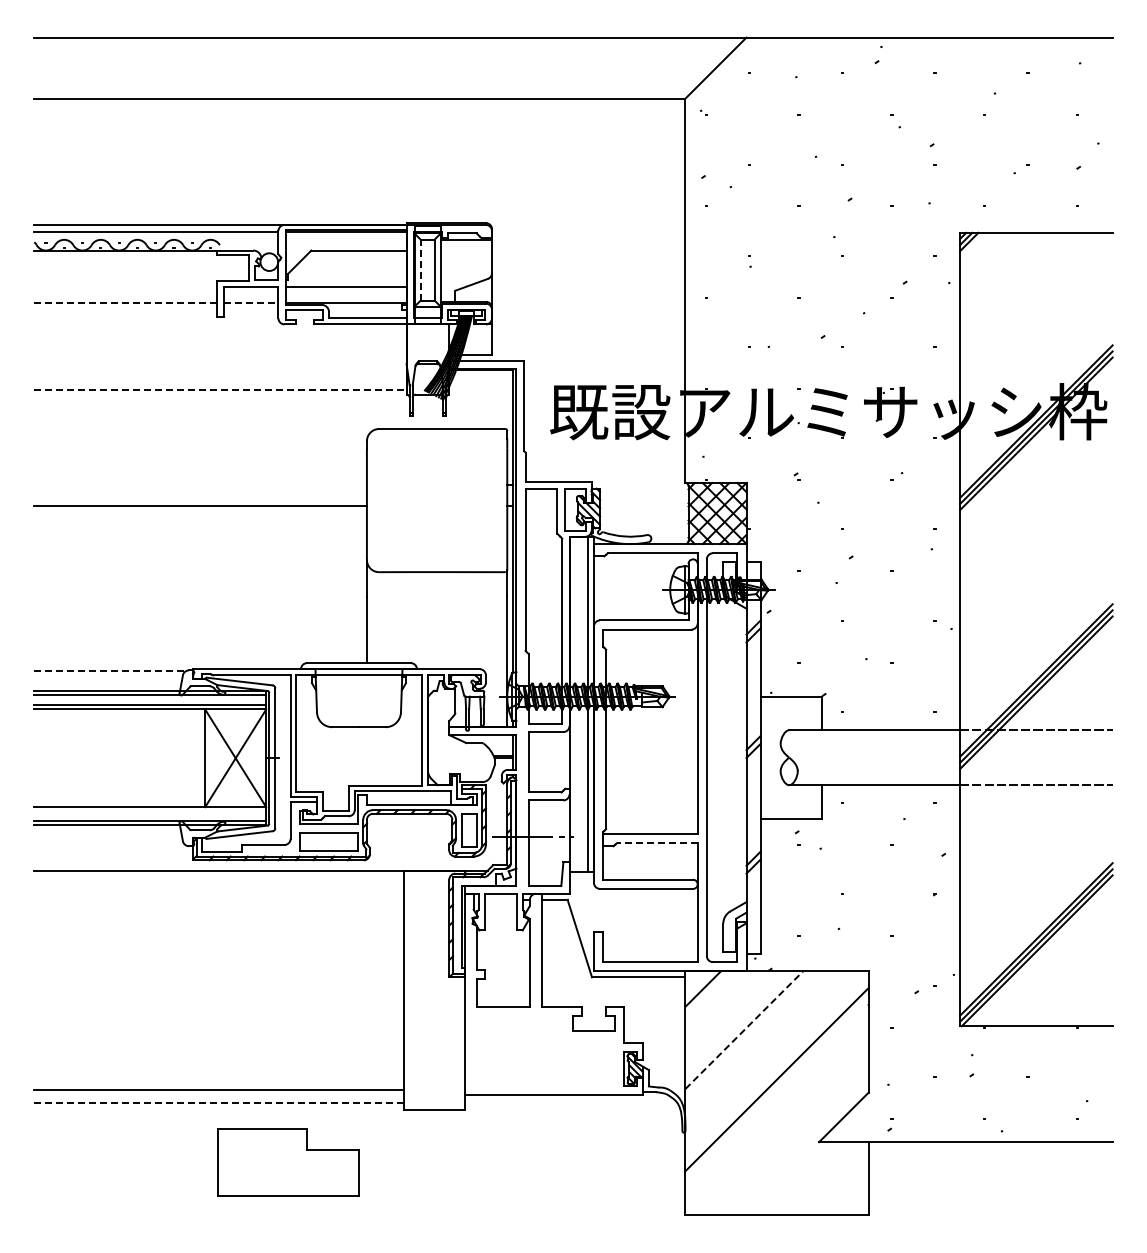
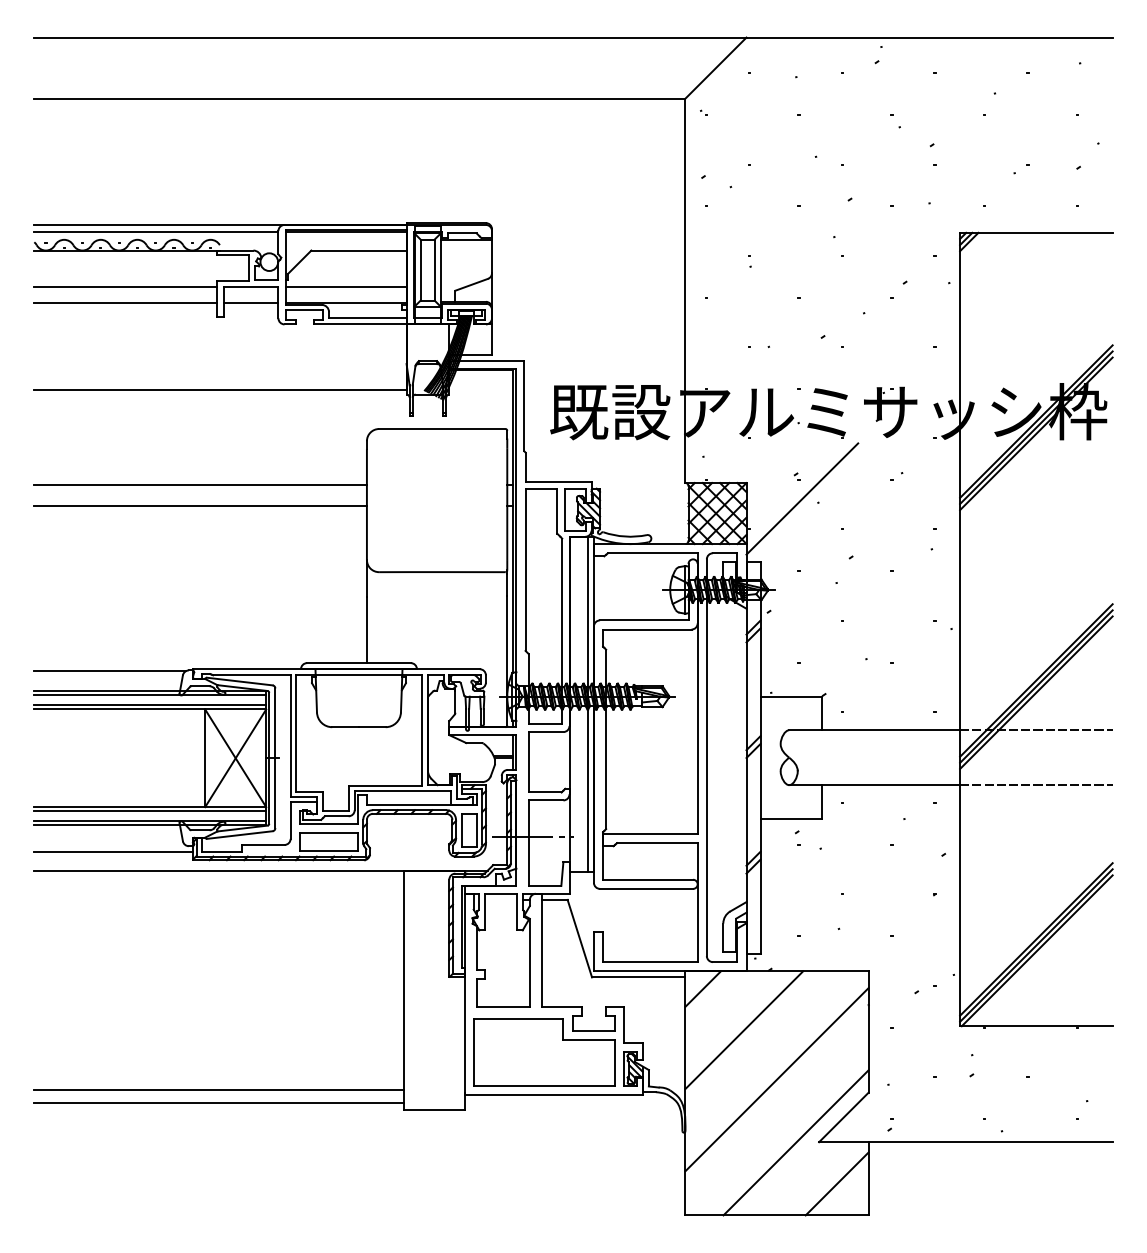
line: dashed -> solid (420, 270)
line: none -> present (125, 286)
line: dashed -> solid (125, 303)
line: dashed -> solid (251, 303)
line: dashed -> solid (220, 389)
line: none -> present (200, 484)
line: none -> present (802, 498)
line: dashed -> solid (110, 671)
line: none -> present (150, 811)
line: dashed -> solid (656, 843)
line: none -> present (113, 851)
line: dashed -> solid (744, 1029)
line: dashed -> solid (218, 1102)
line: none -> present (795, 1142)
part position: (288, 1162) -> (544, 1052) (544, 1052)
line: none -> present (836, 1183)
